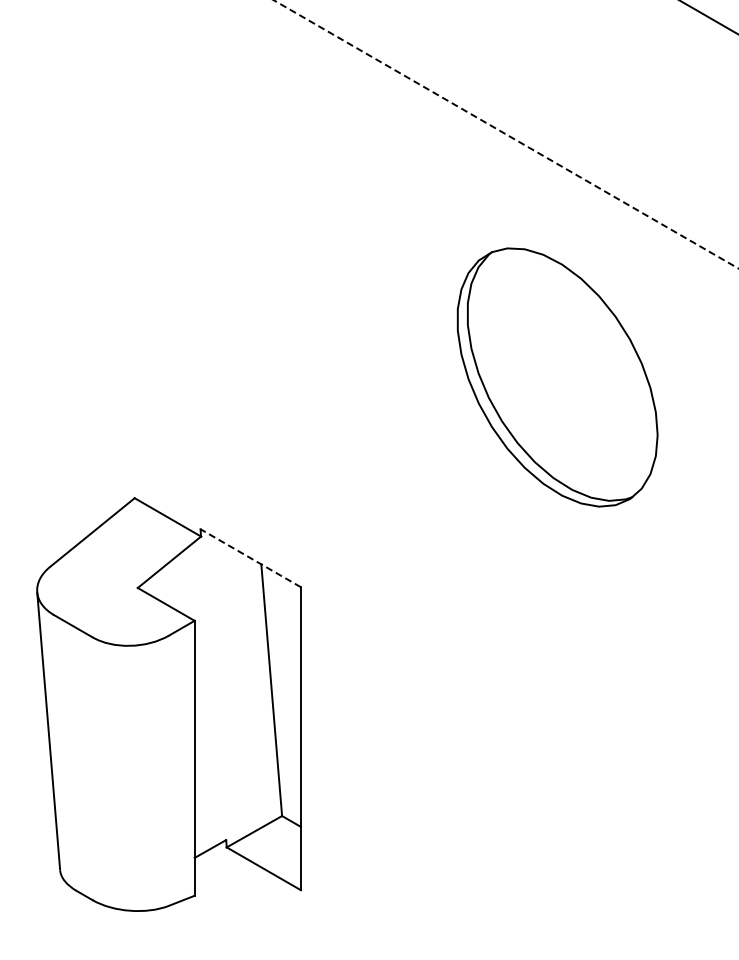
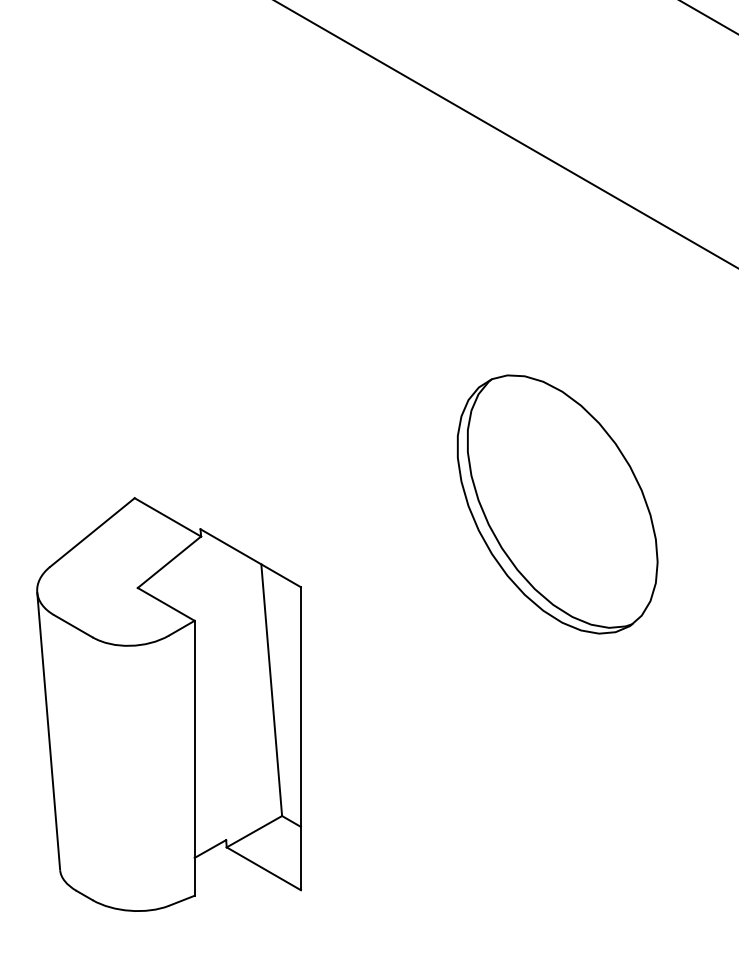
line: dashed -> solid (506, 134)
part position: (557, 377) -> (557, 504) (557, 504)
line: dashed -> solid (250, 558)
